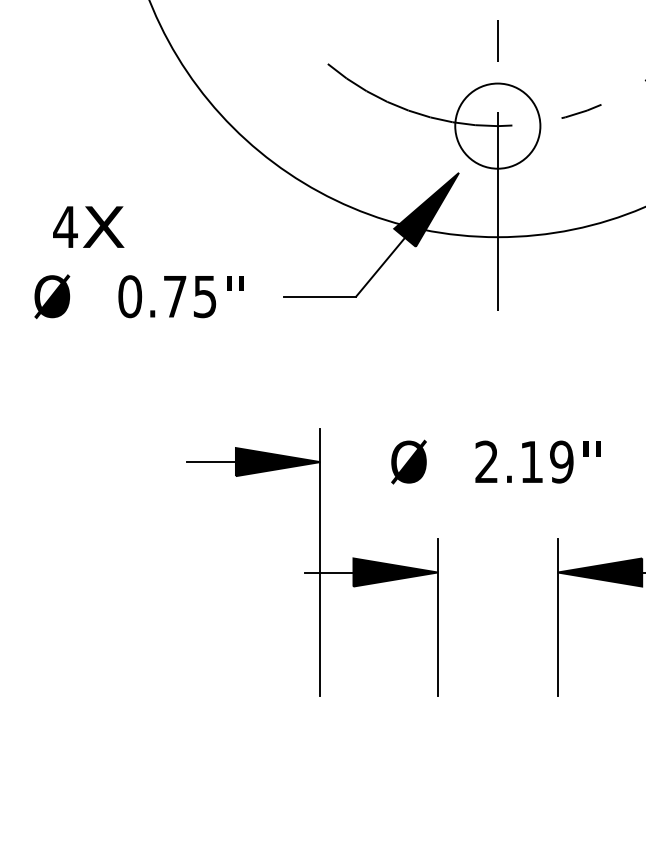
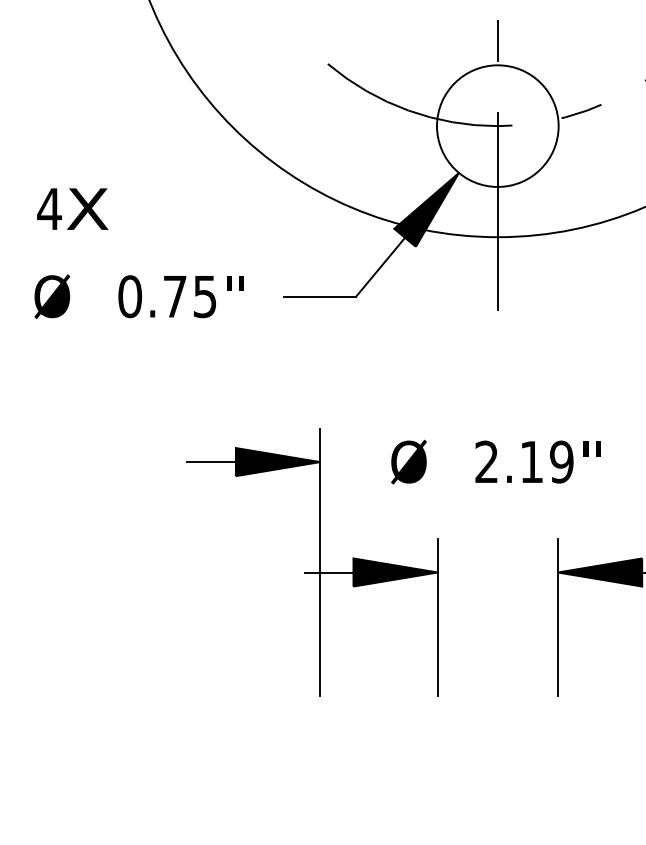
circle diameter: 85 px -> 122 px (497, 125)
text position: (88, 226) -> (72, 208) (72, 208)
